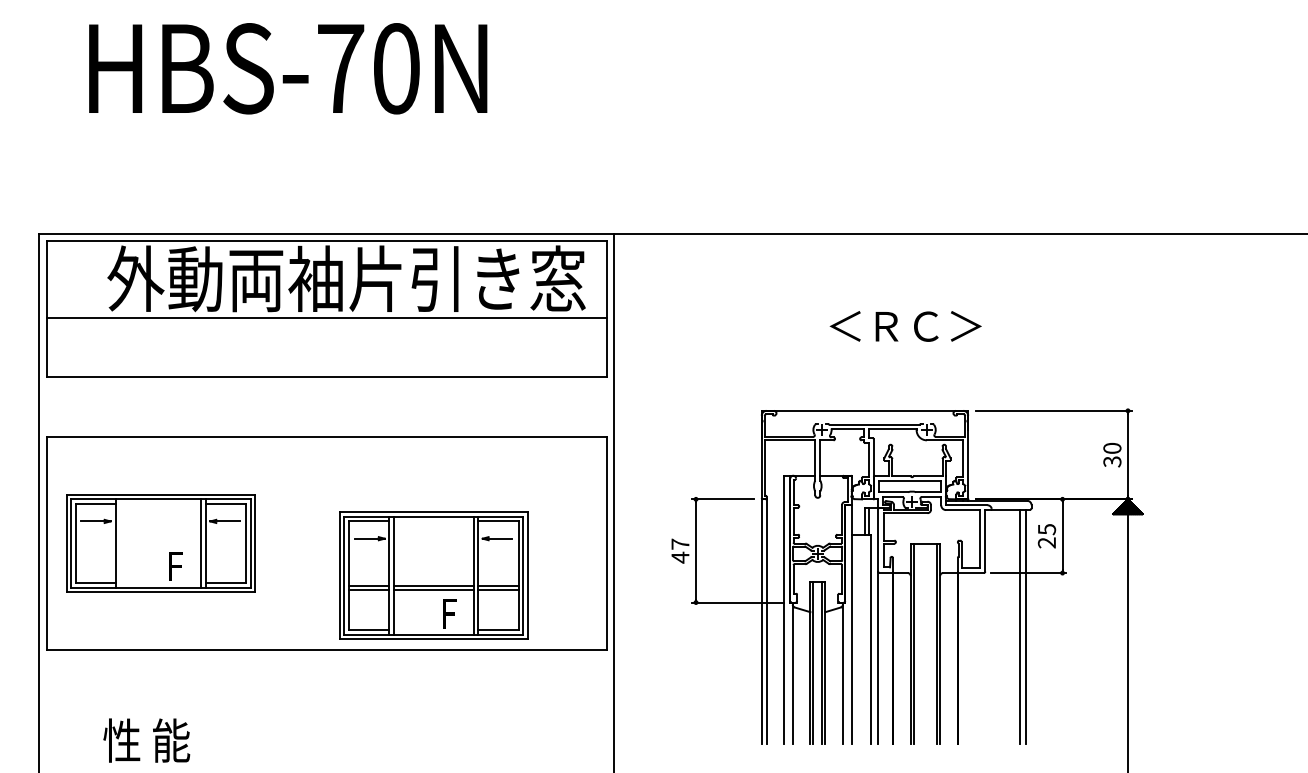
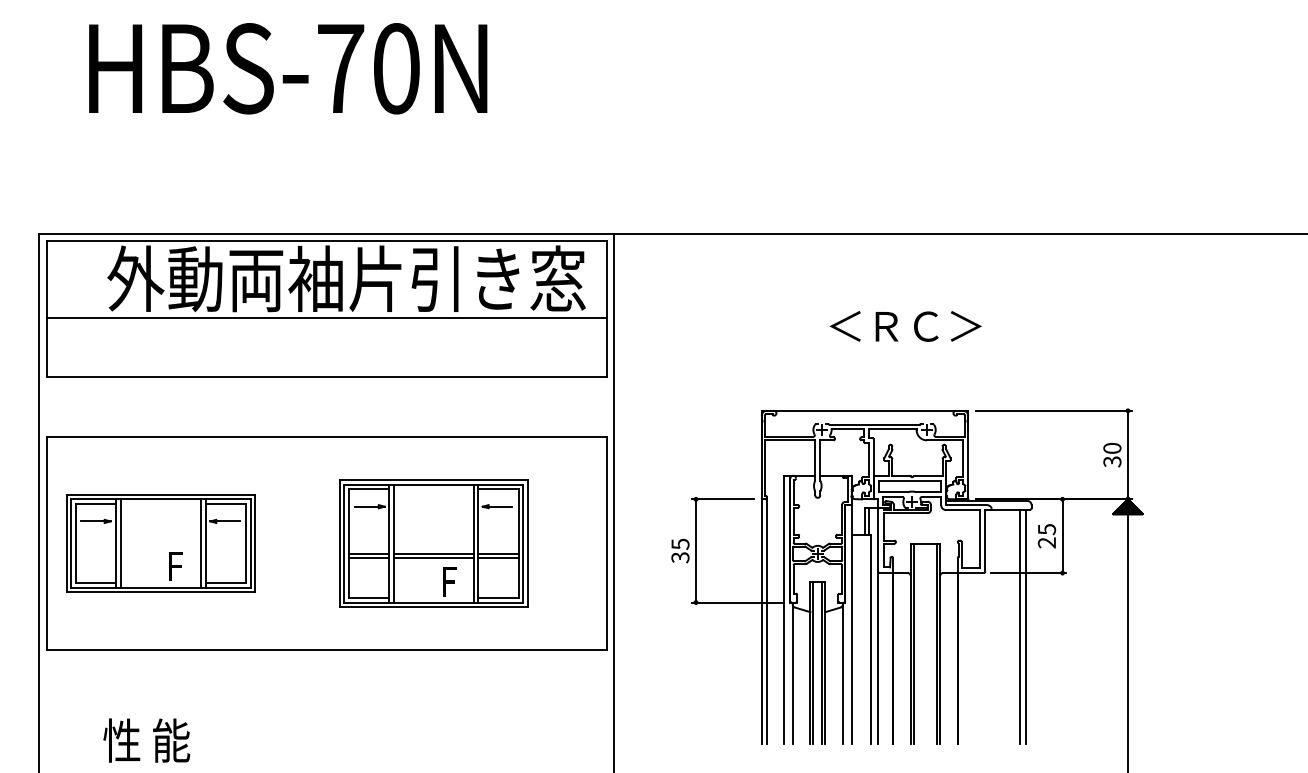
line: none -> present (120, 543)
text: 47 -> 35 (680, 550)
part position: (433, 575) -> (433, 543) (433, 543)
